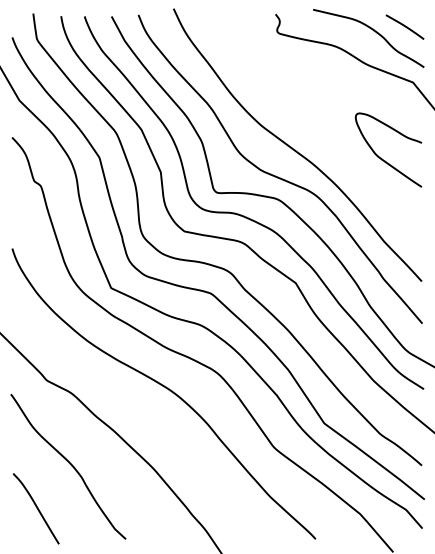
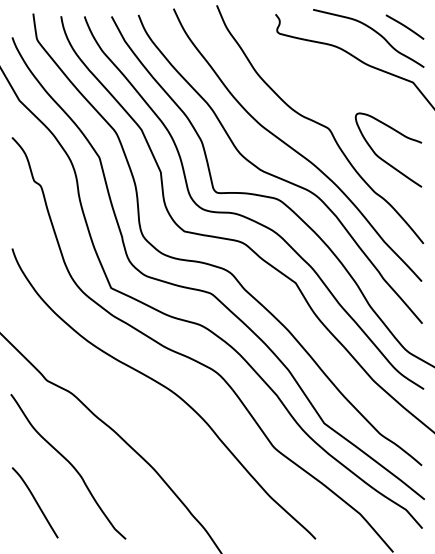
curve: none -> present (320, 124)
curve position: (36, 508) -> (35, 502) (35, 502)
